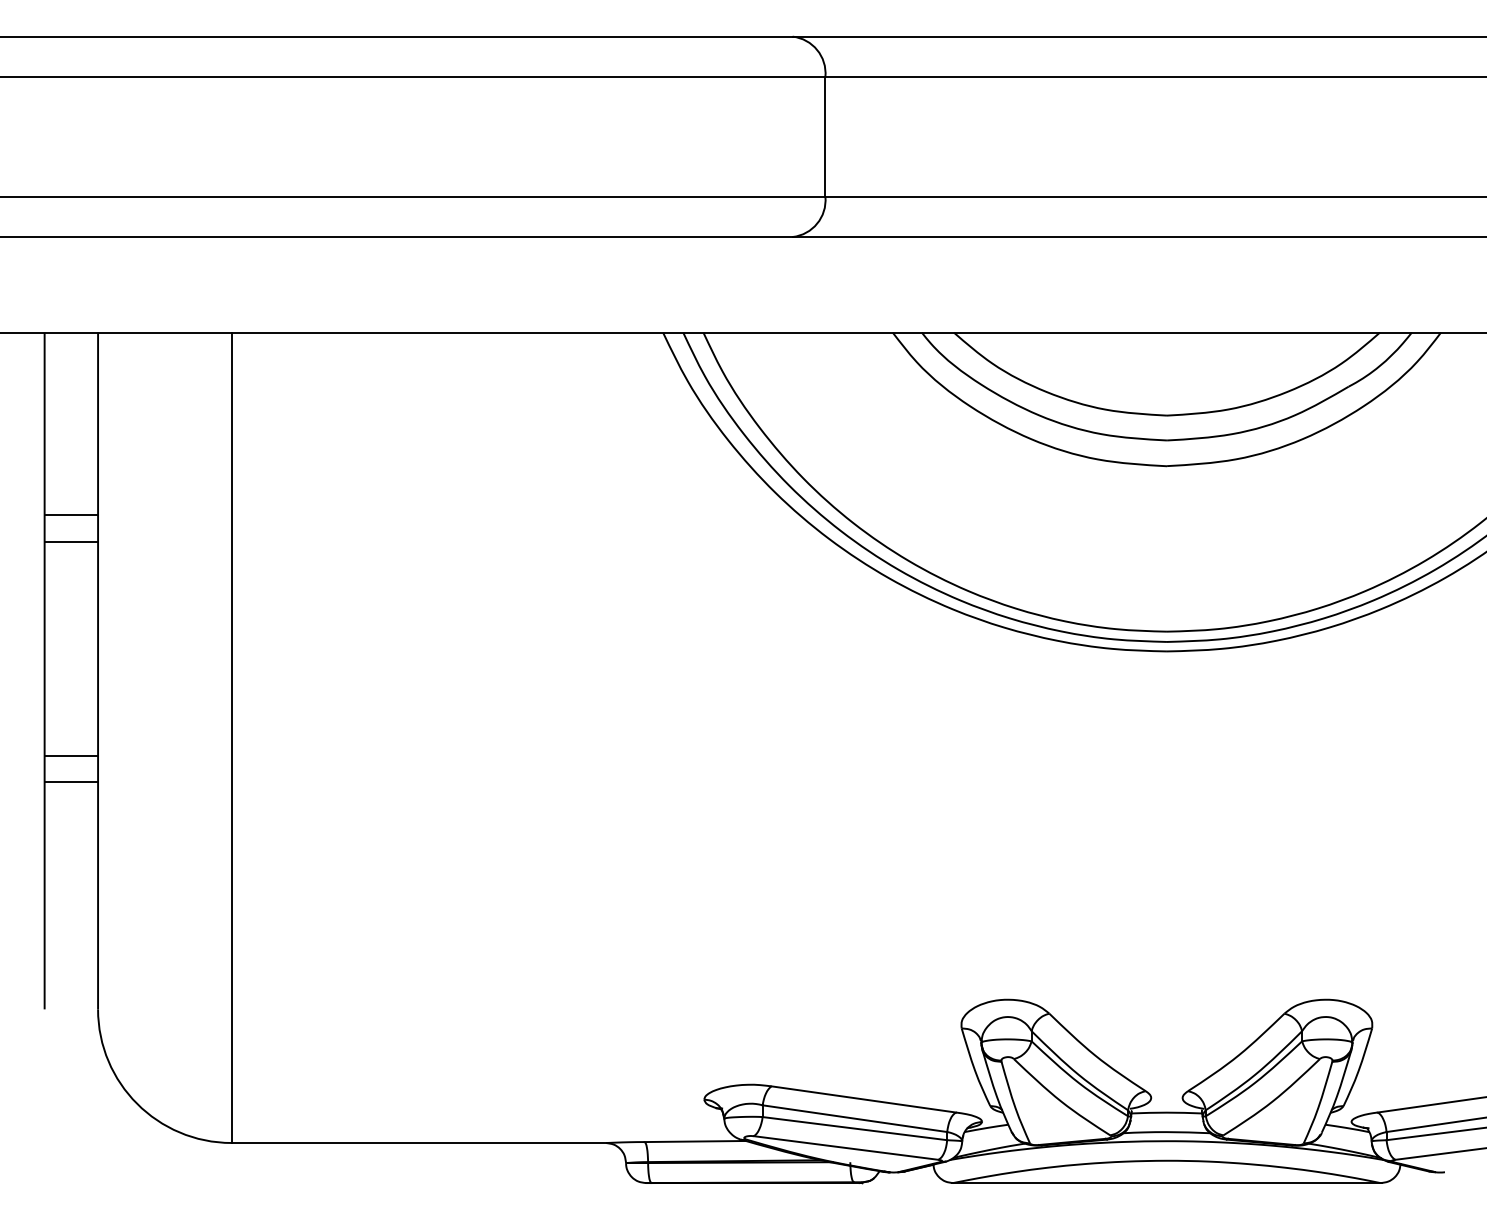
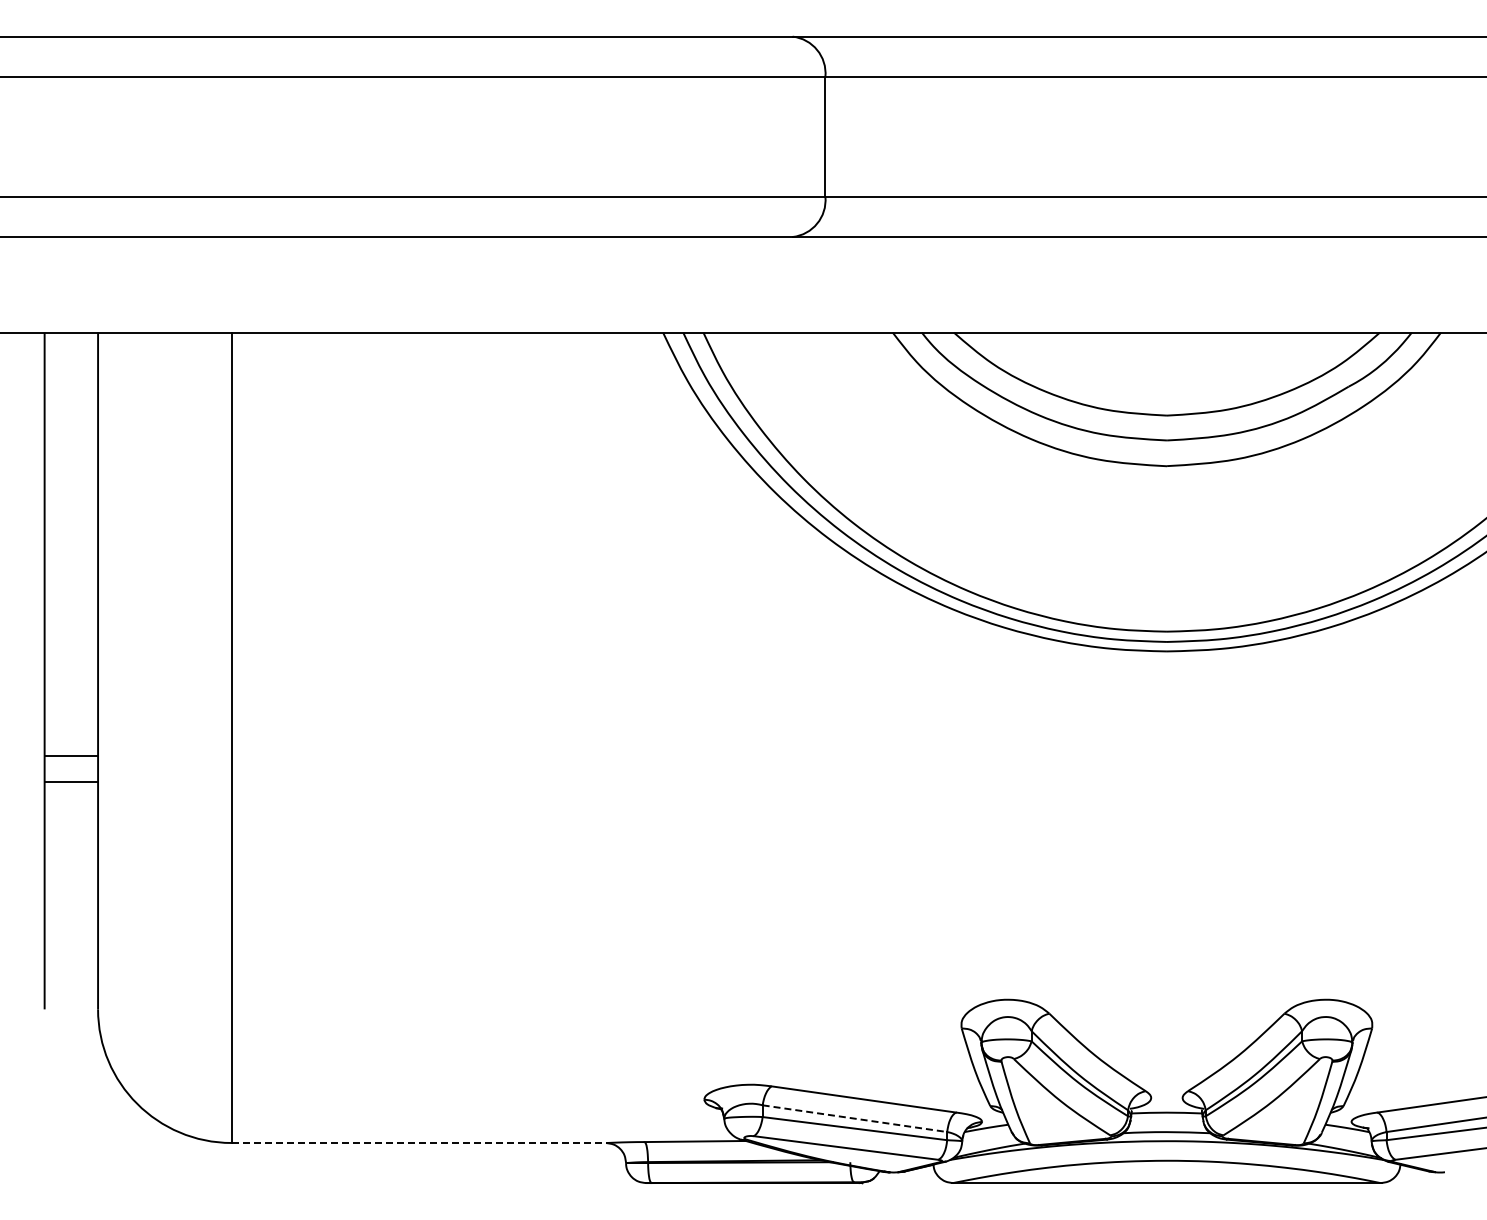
line: present -> none (71, 515)
line: present -> none (71, 541)
line: solid -> dashed (855, 1118)
line: solid -> dashed (419, 1142)
